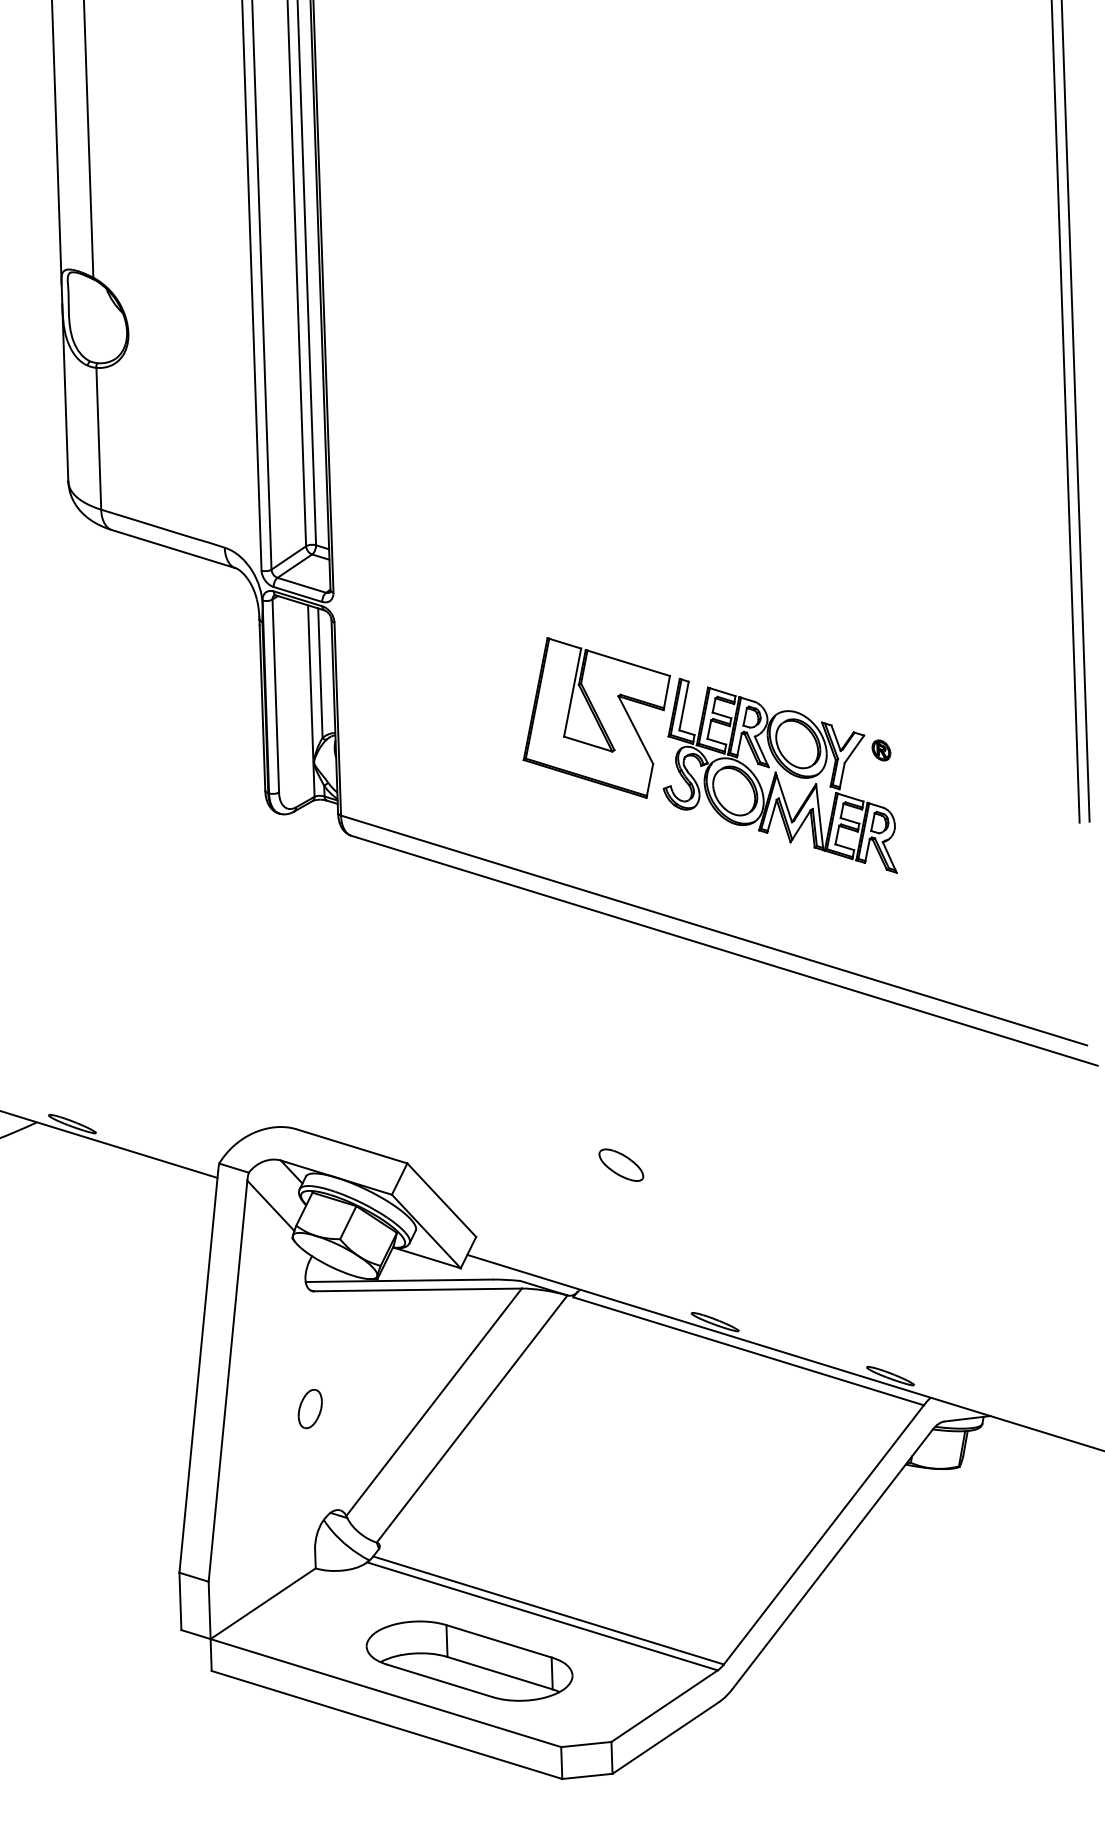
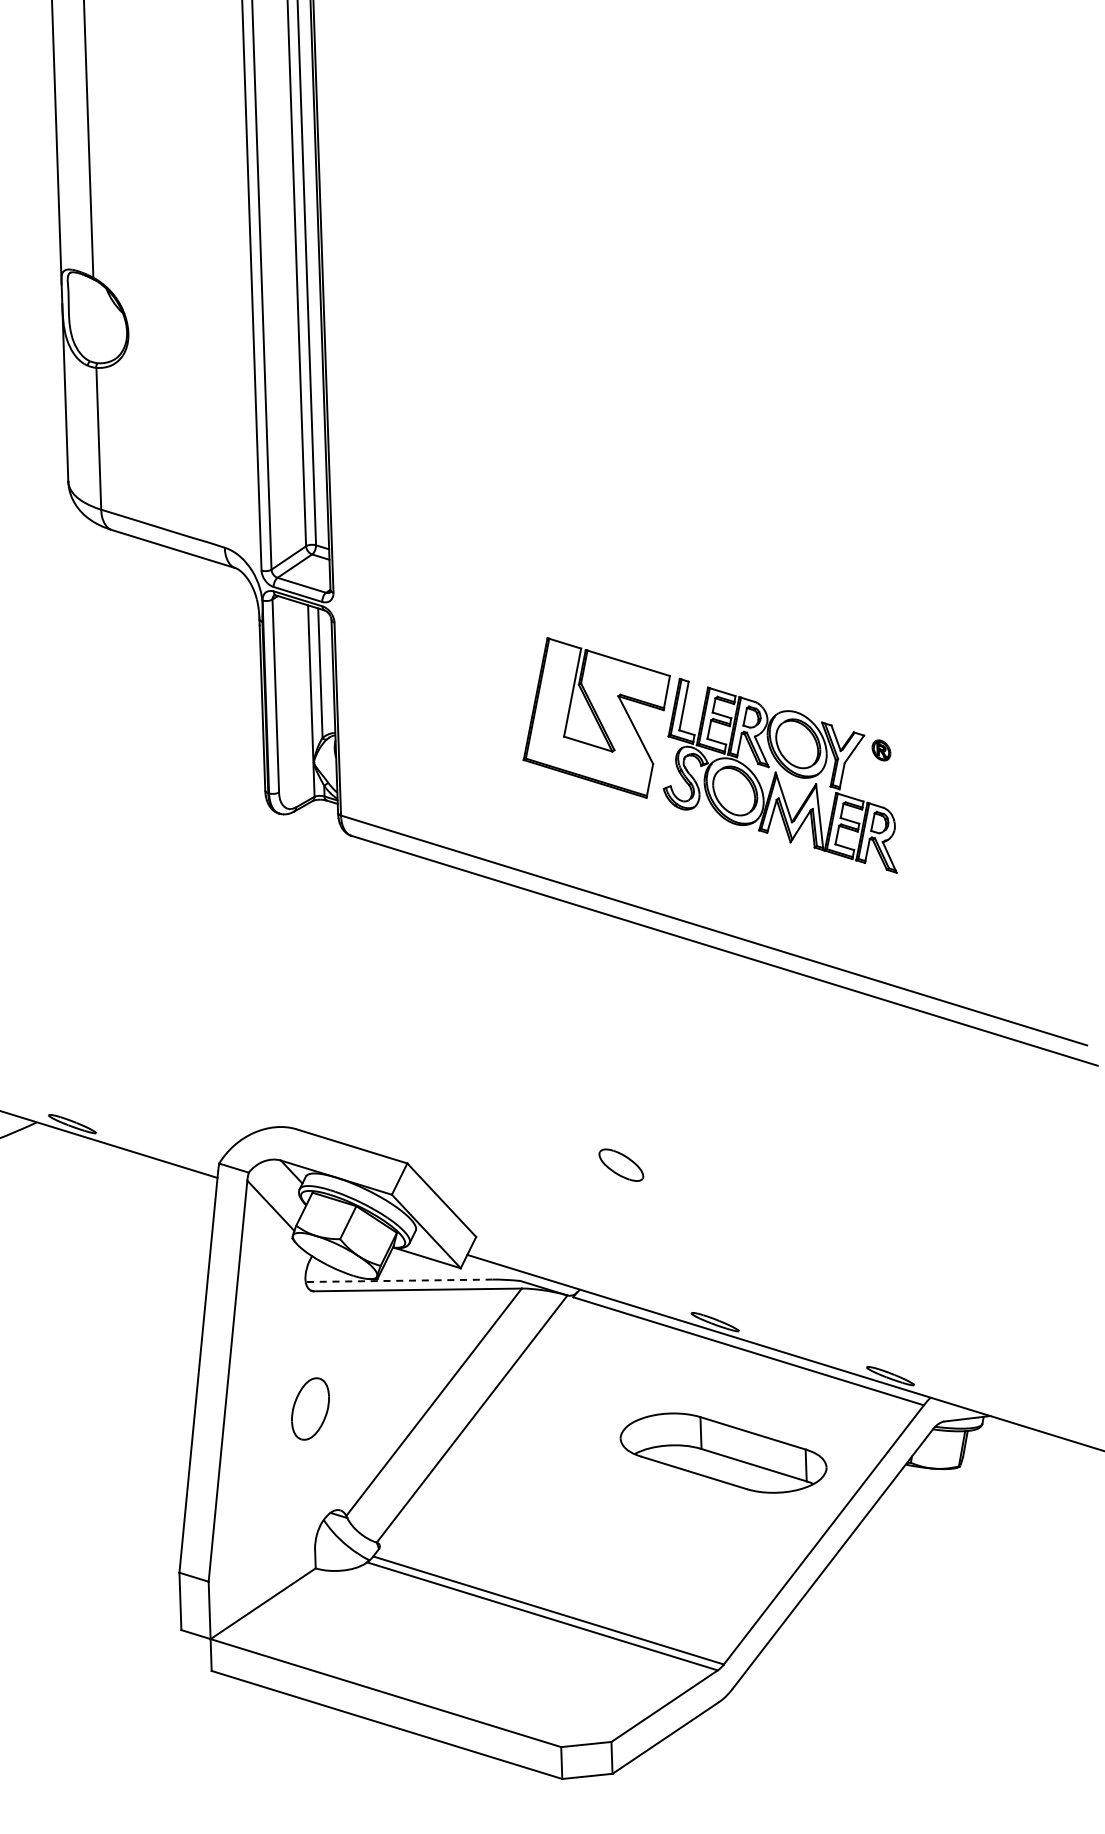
line: present -> none (1075, 411)
line: present -> none (1065, 412)
line: solid -> dashed (398, 1280)
part size: 26x42 px -> 39x64 px (310, 1408)
part position: (469, 1660) -> (723, 1452) (723, 1452)
